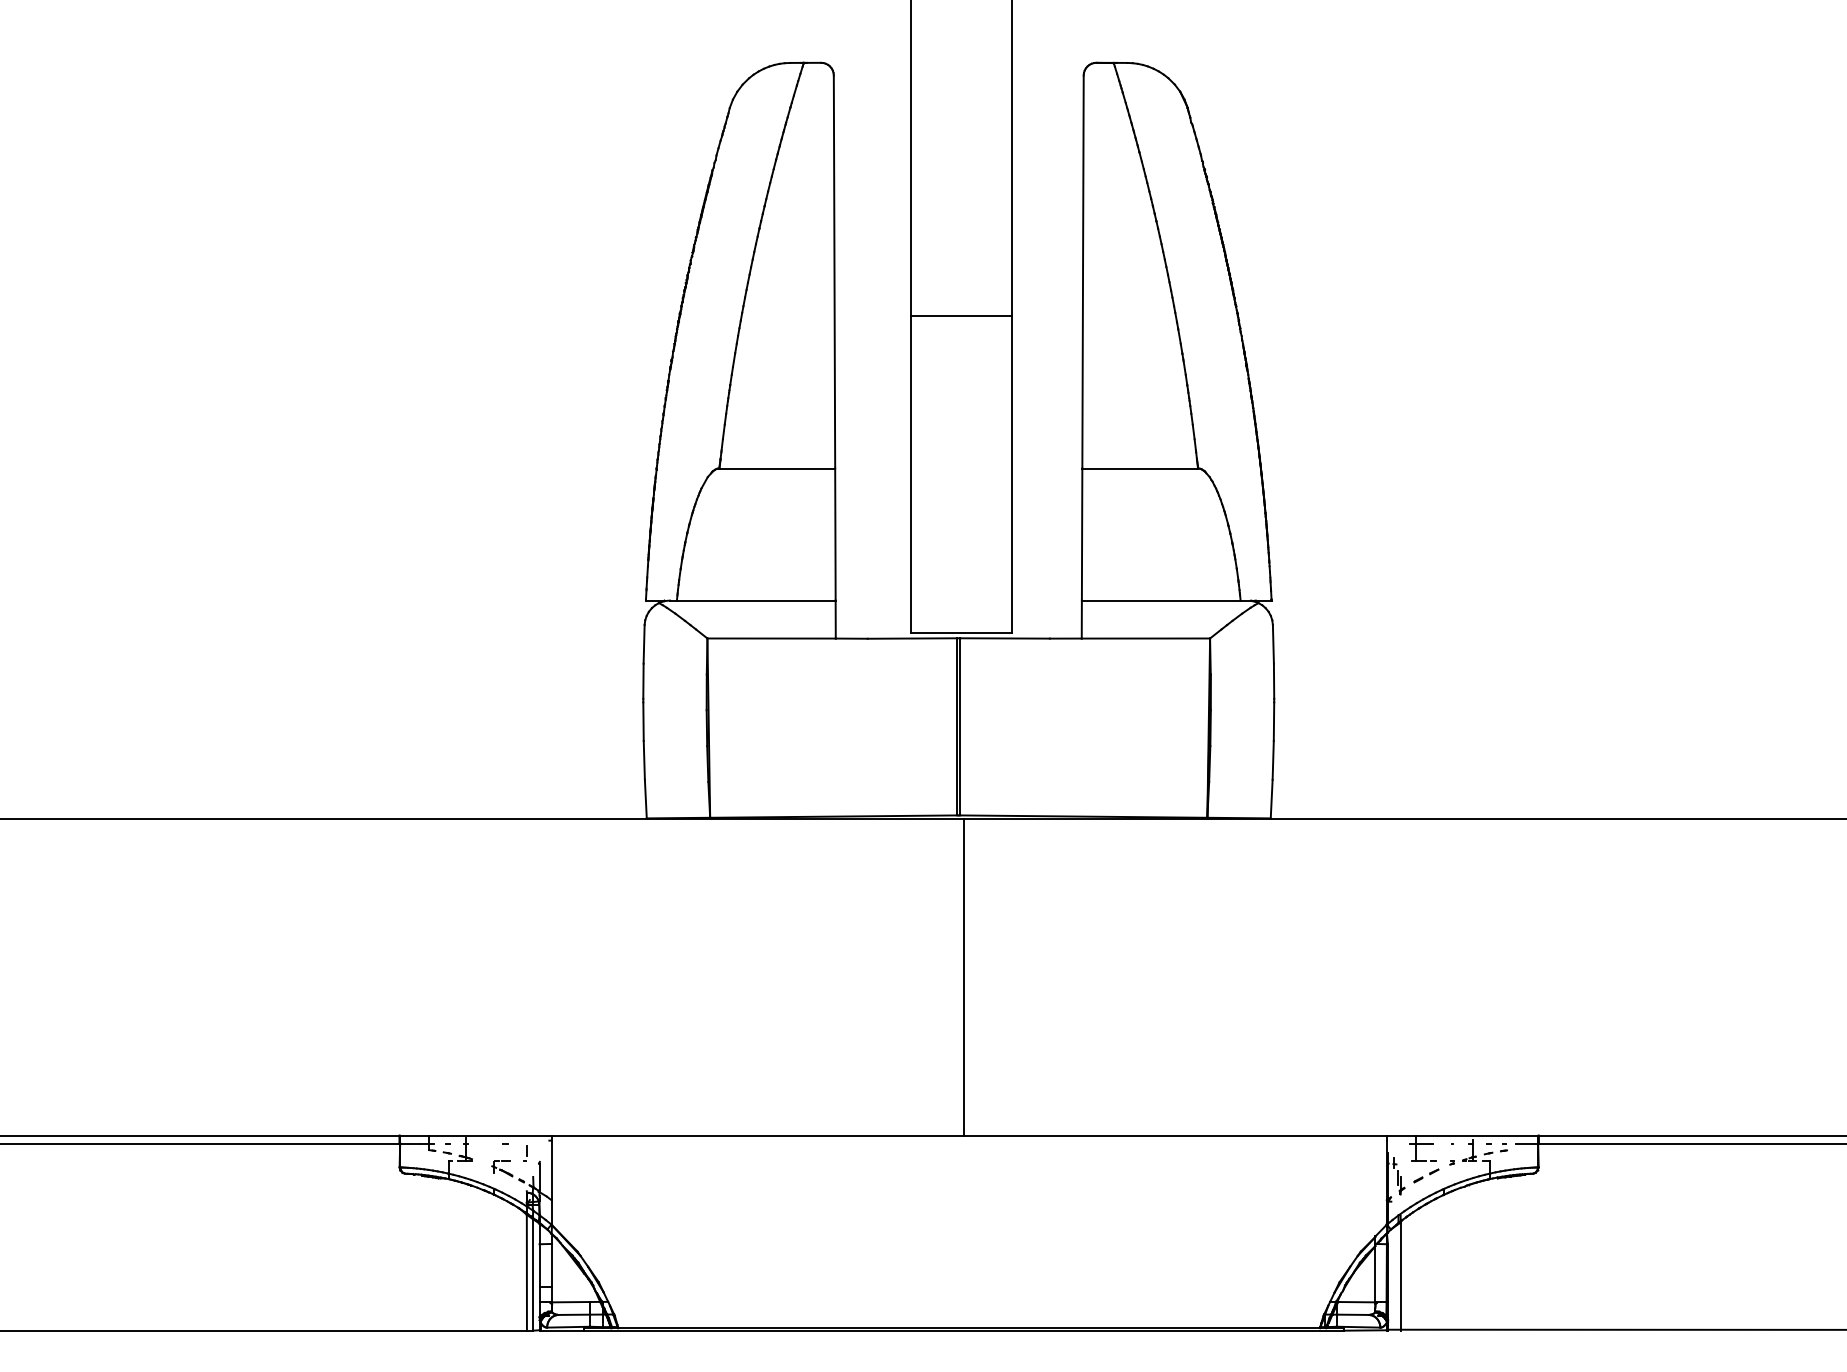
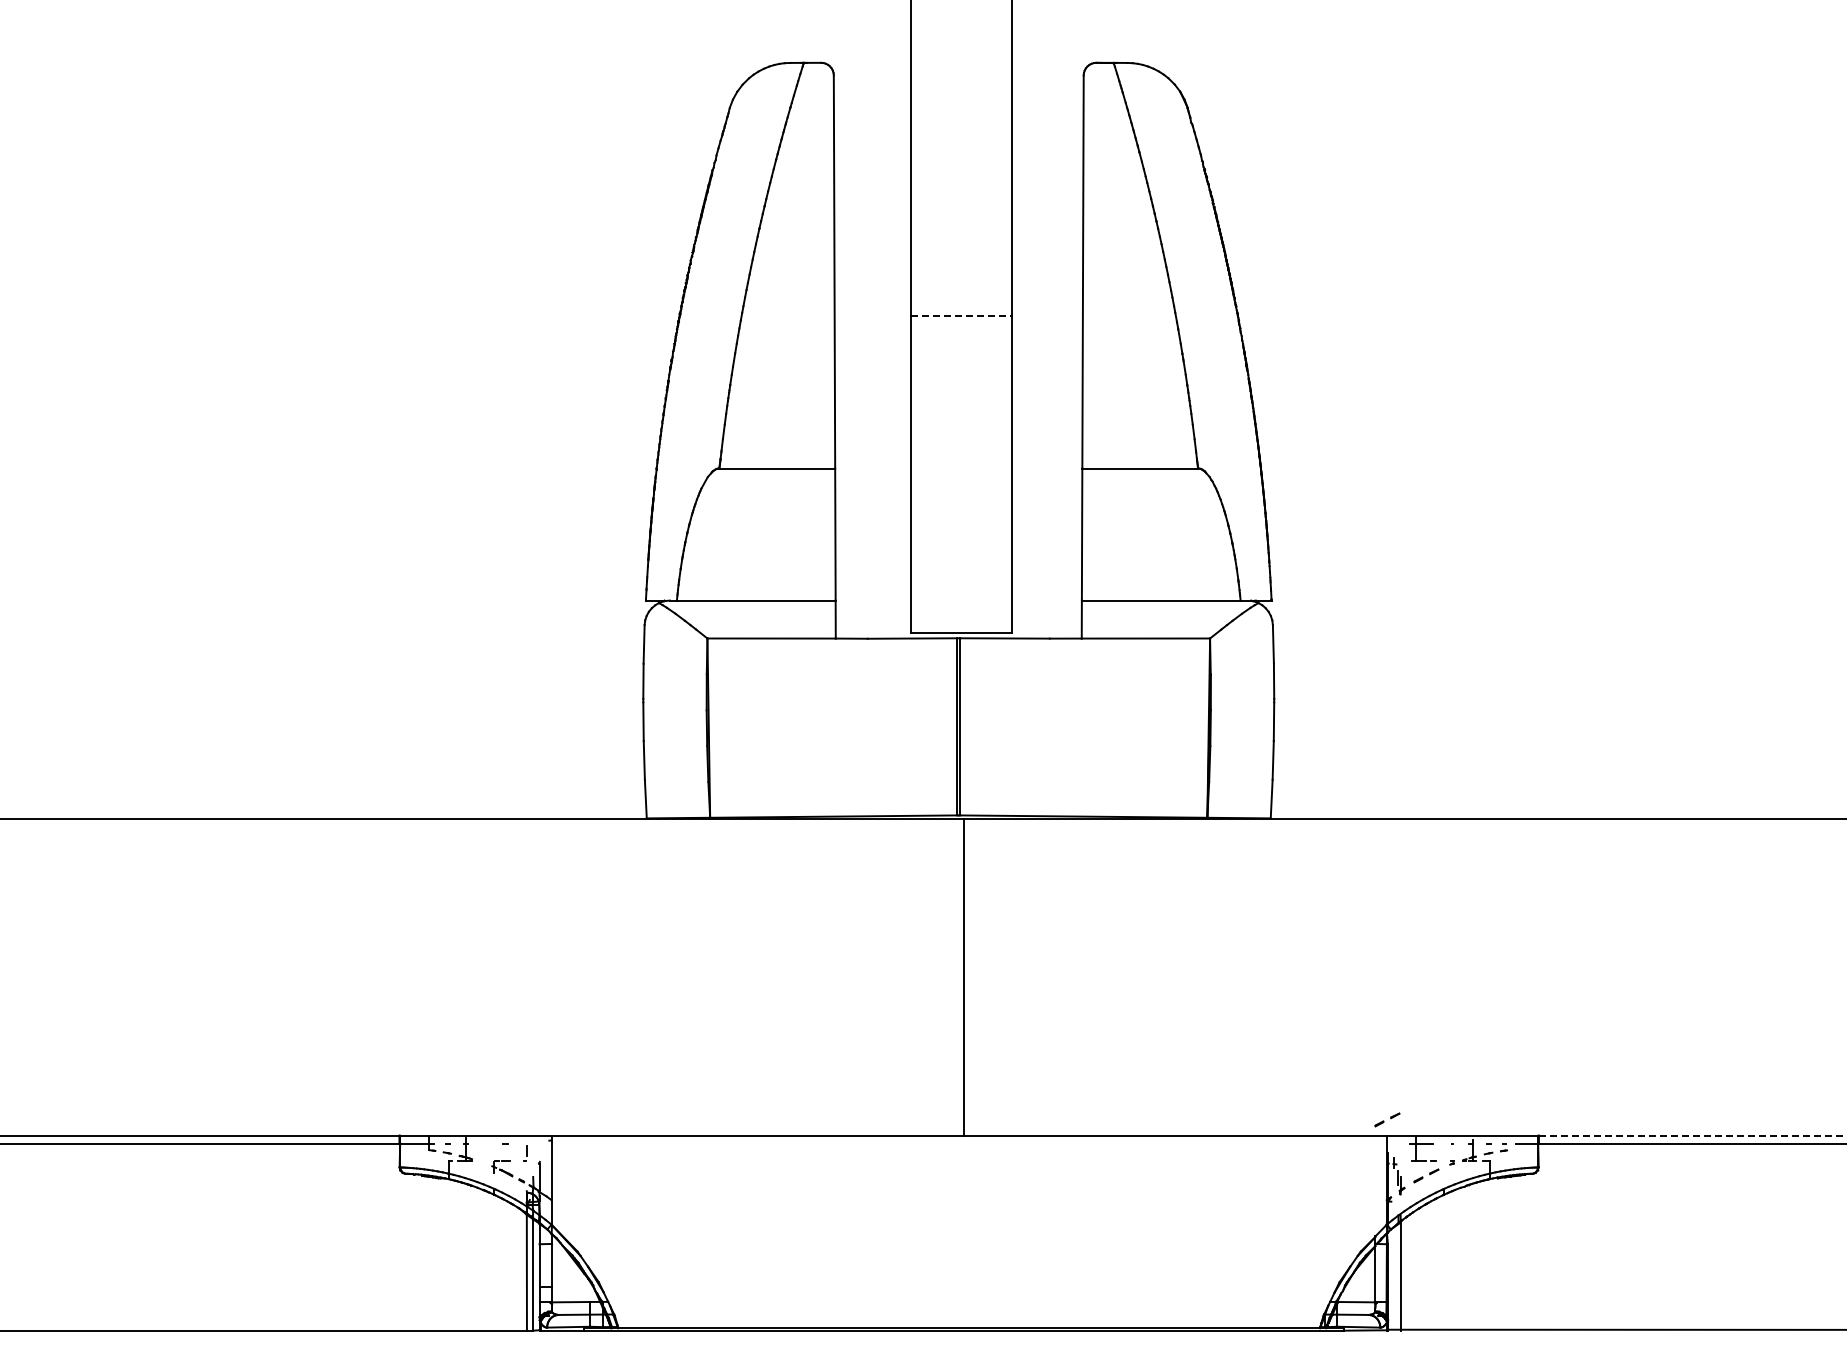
line: solid -> dashed (961, 316)
part: none -> present (1387, 1119)
line: solid -> dashed (1692, 1135)
